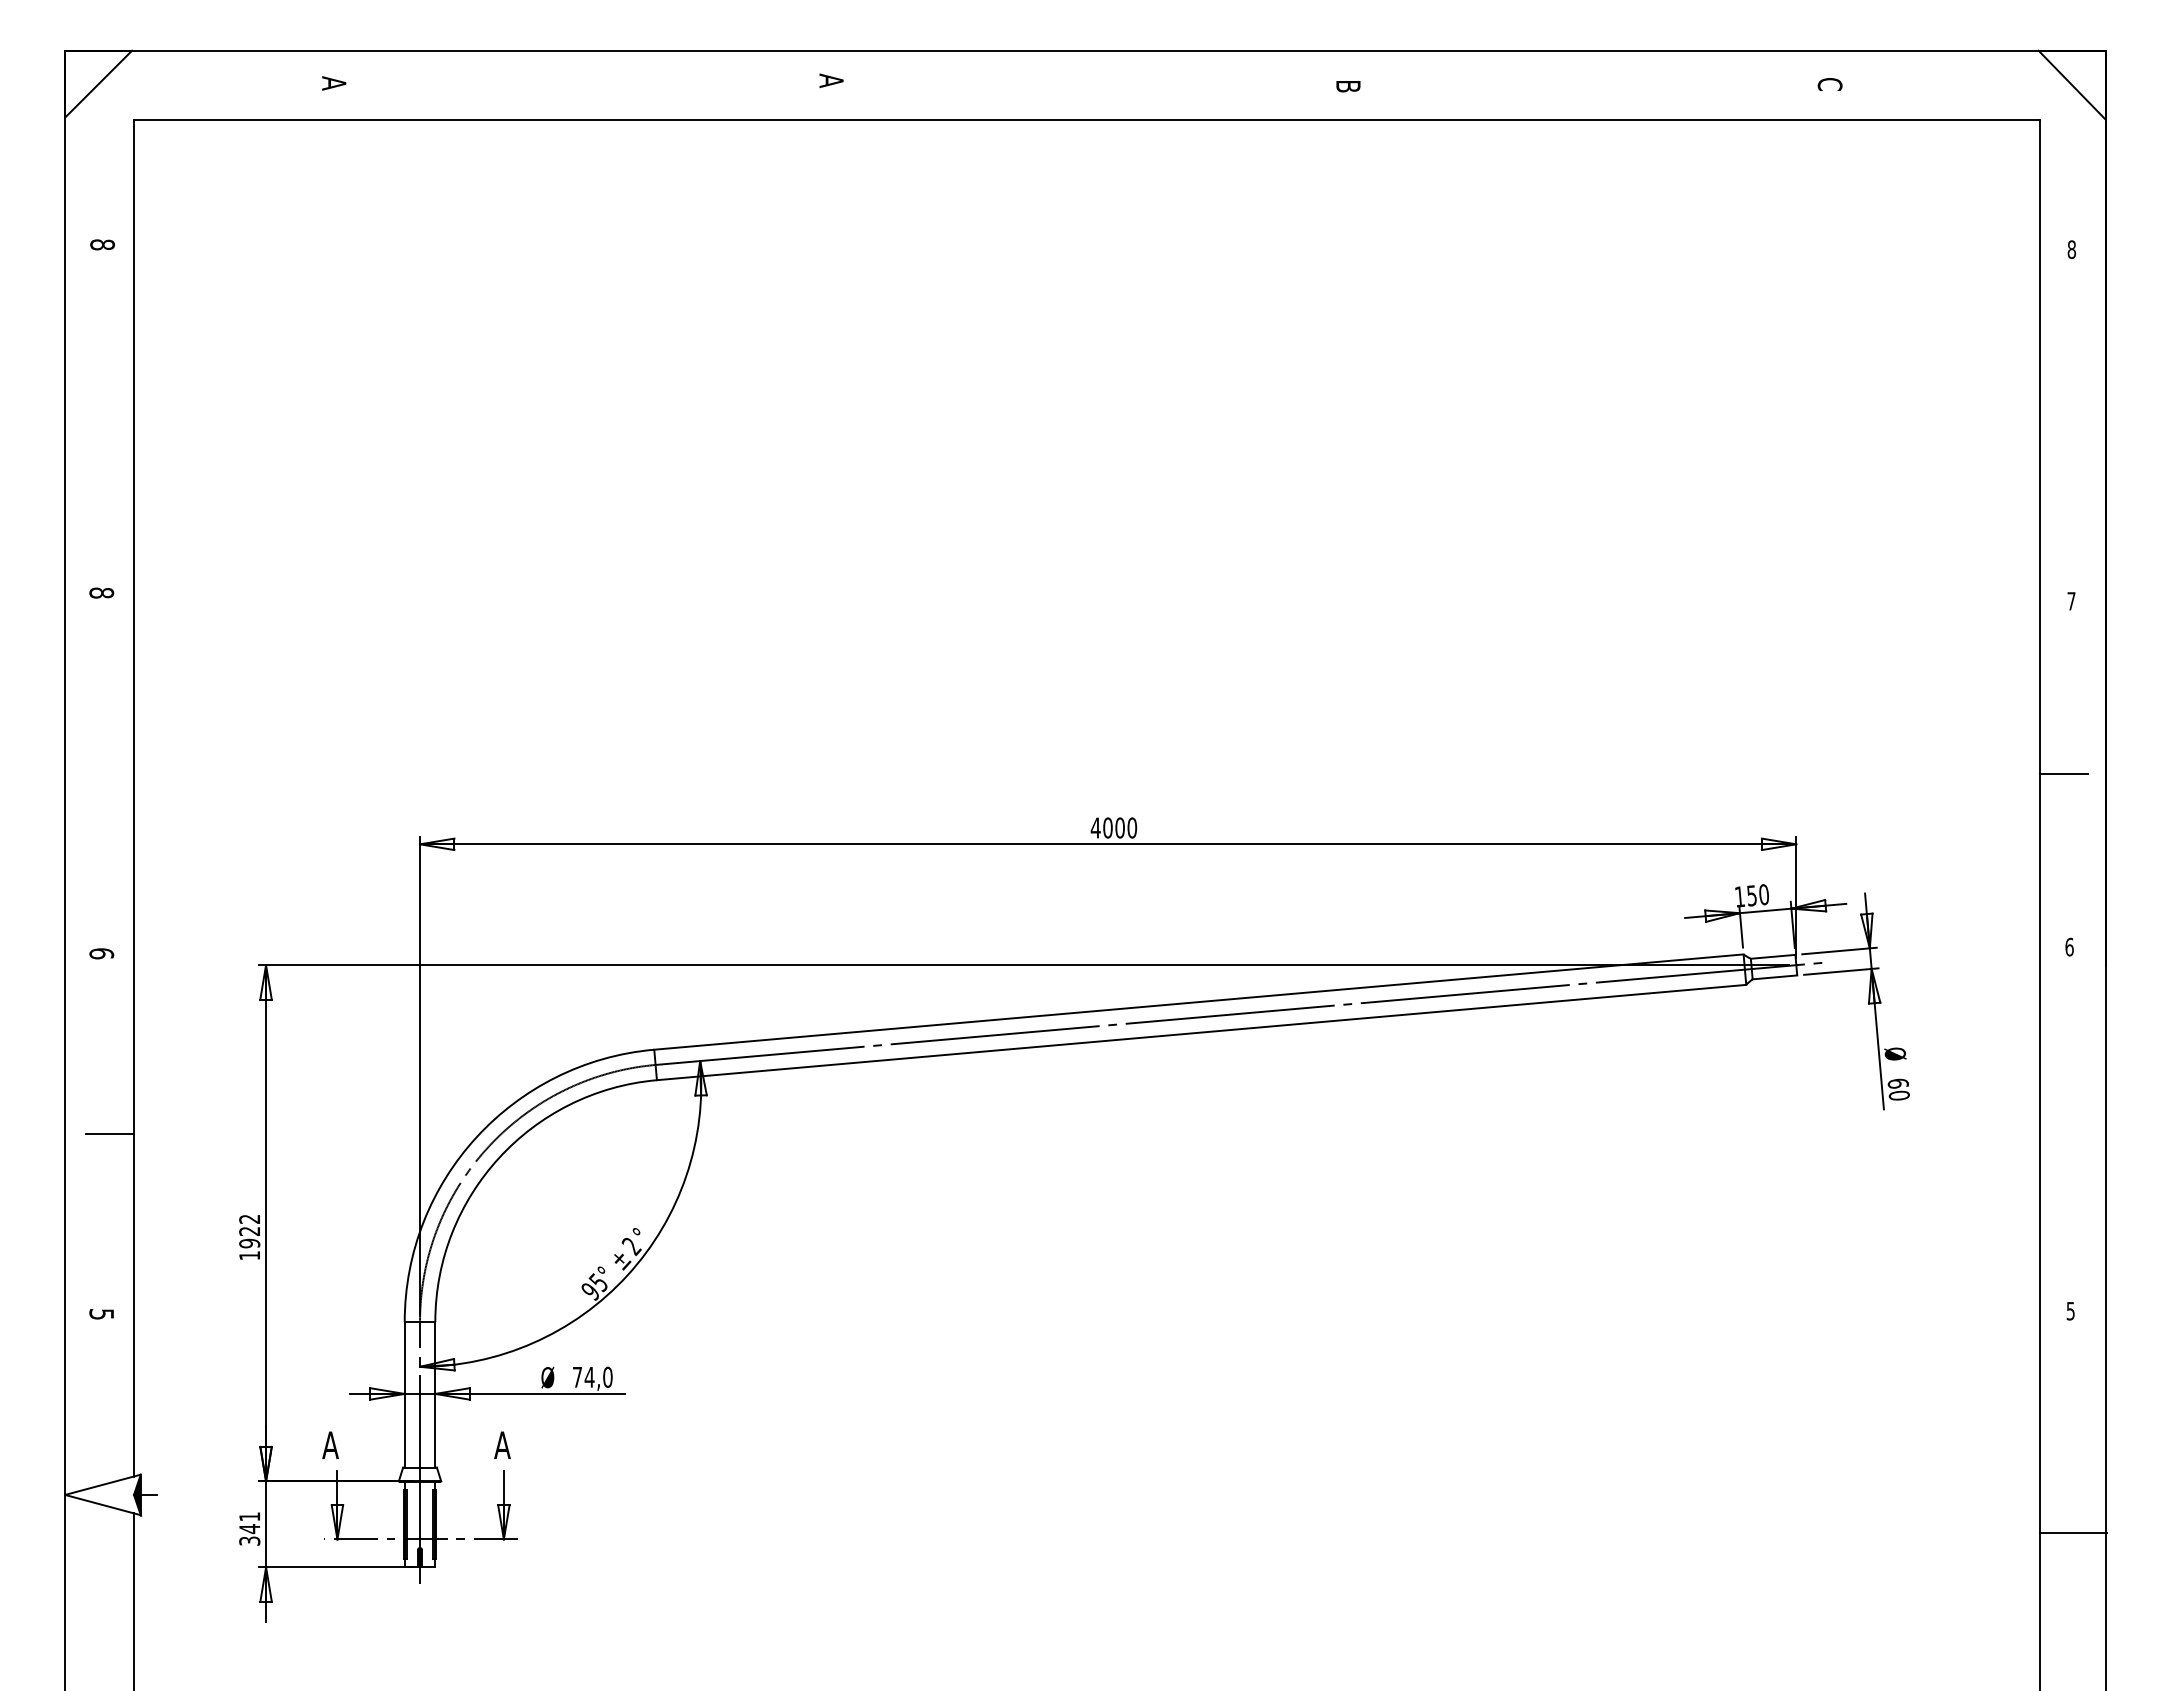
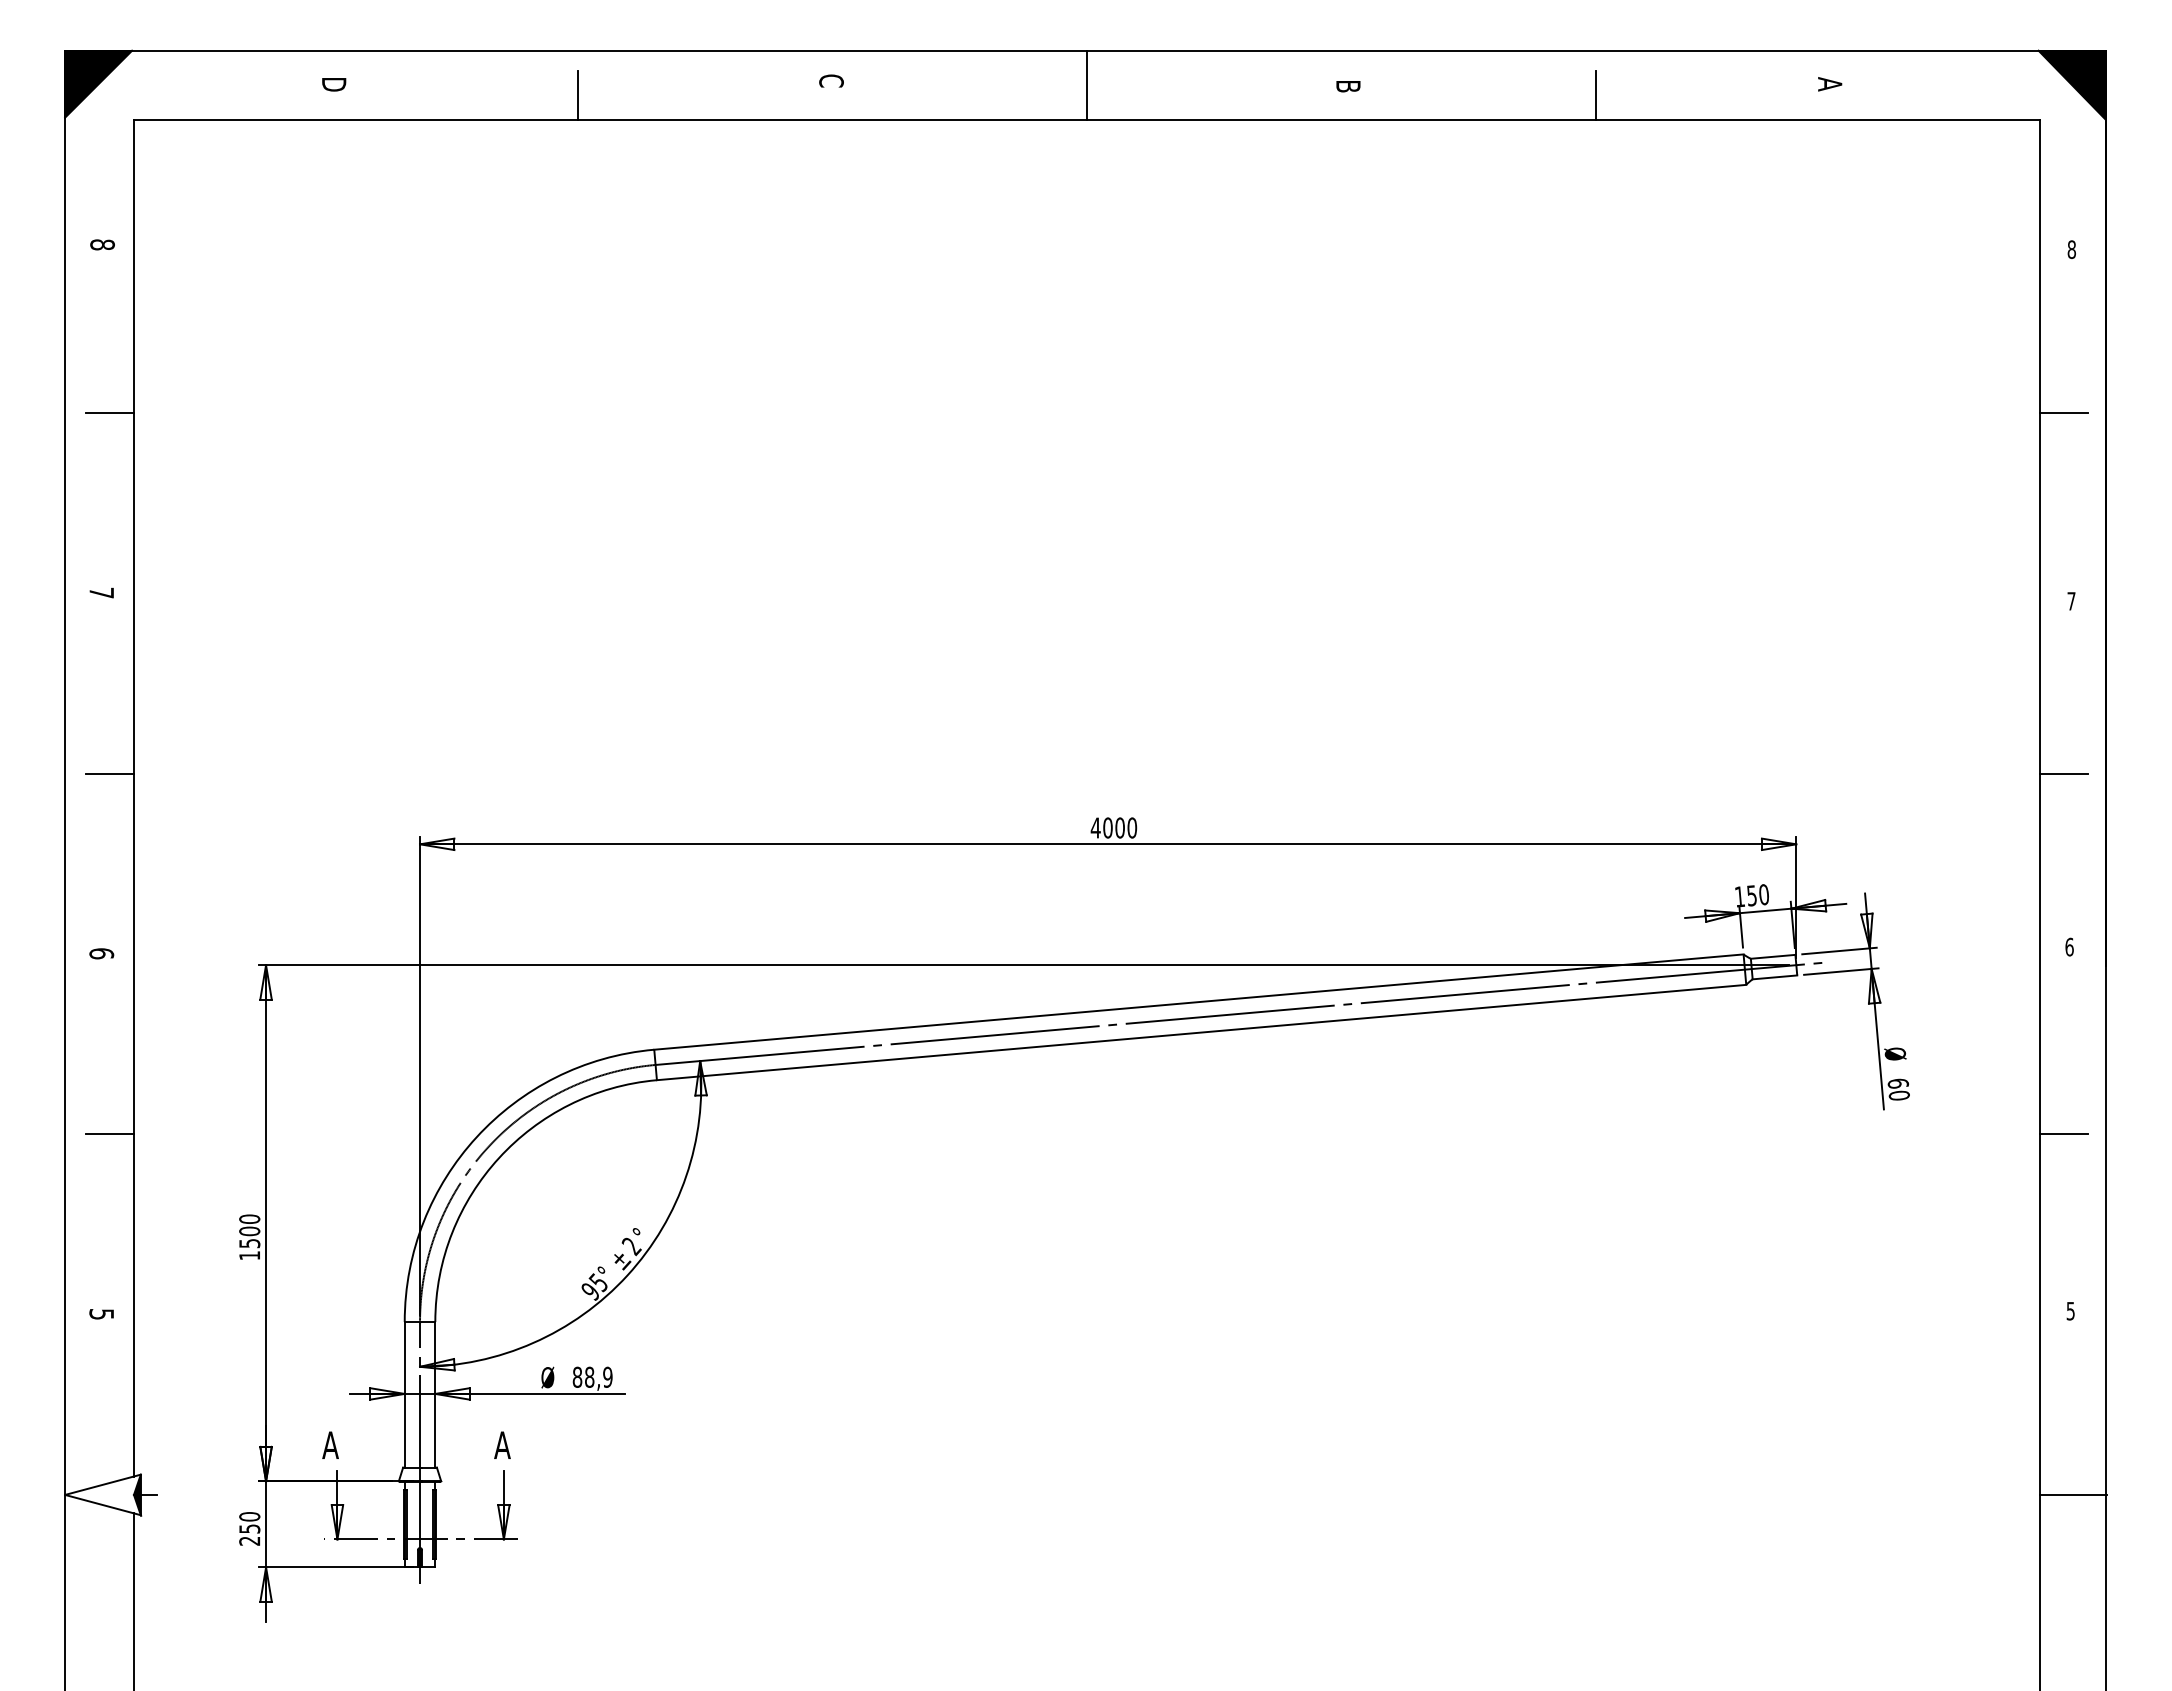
text: A -> C (831, 80)
fill: none -> present (98, 83)
text: A -> D (334, 83)
line: none -> present (1087, 84)
text: C -> A (1829, 84)
fill: none -> present (2071, 84)
line: none -> present (577, 95)
line: none -> present (1596, 95)
line: none -> present (109, 412)
line: none -> present (2064, 412)
text: 8 -> 7 (101, 592)
line: none -> present (109, 773)
line: none -> present (2064, 1134)
text: 1922 -> 1500 (249, 1231)
text: 74,0 -> 88,9 (592, 1376)
text: 341 -> 250 (249, 1528)
line position: (2073, 1532) -> (2073, 1494) (2073, 1494)
